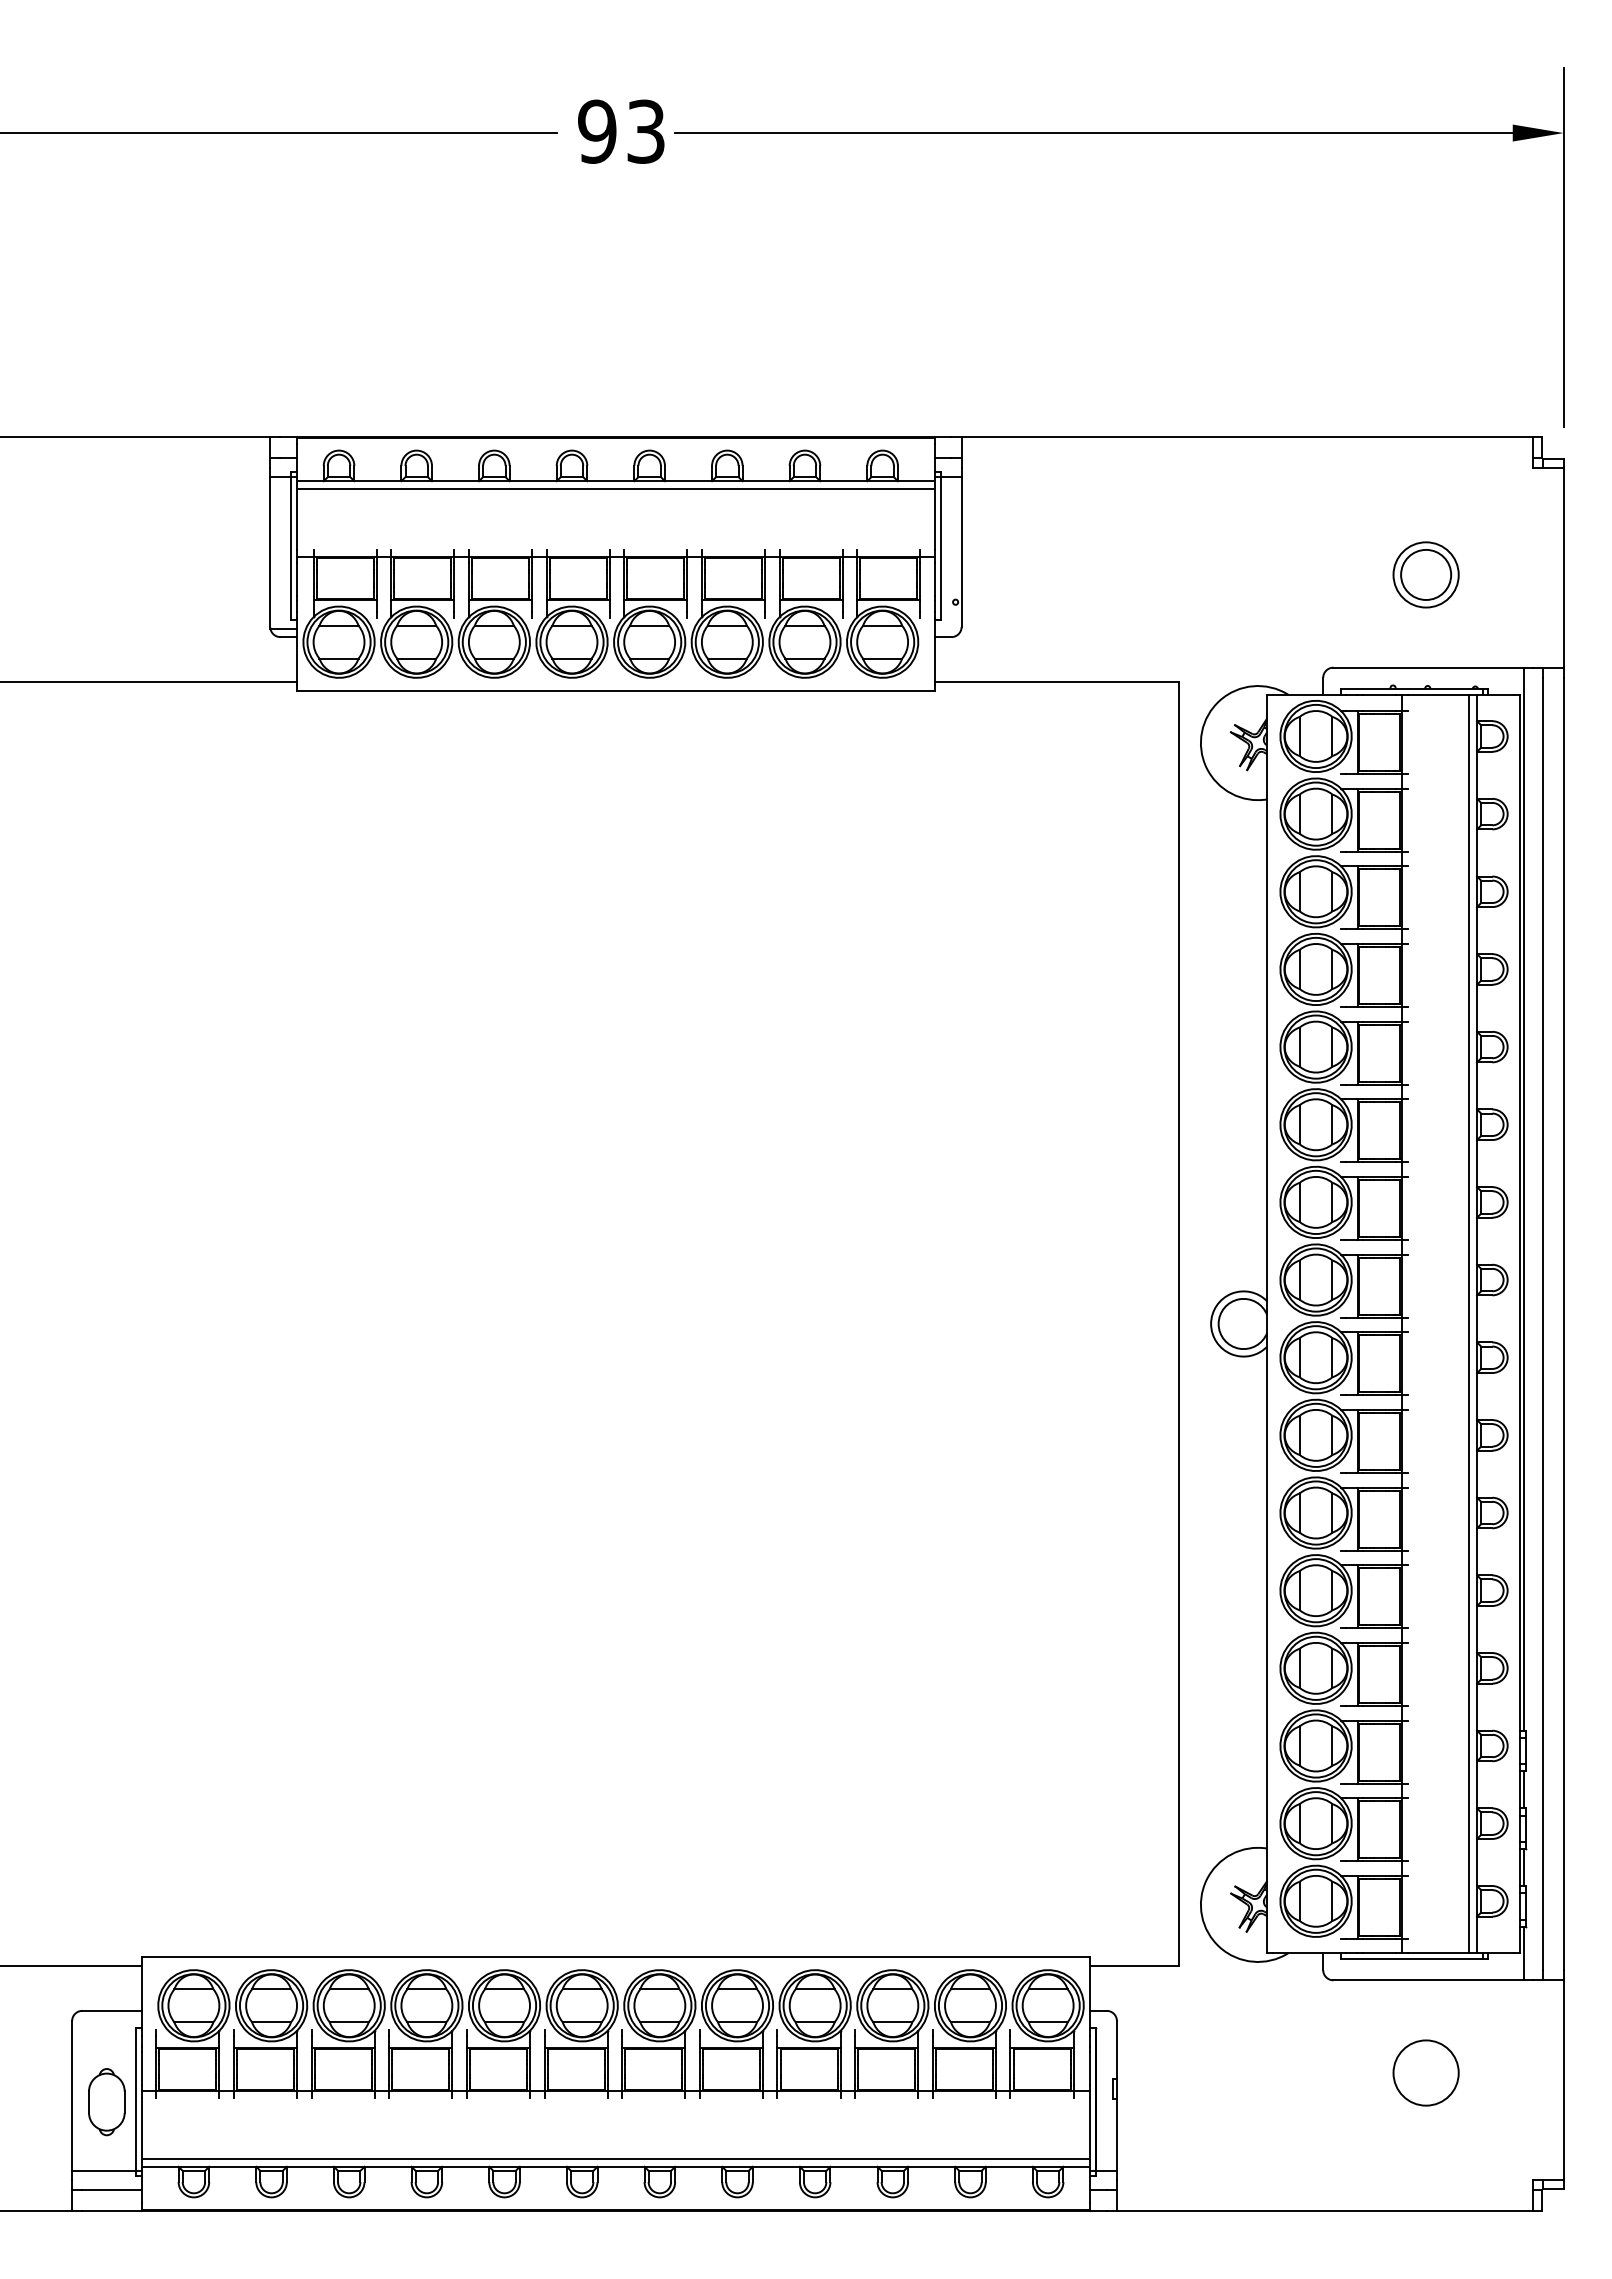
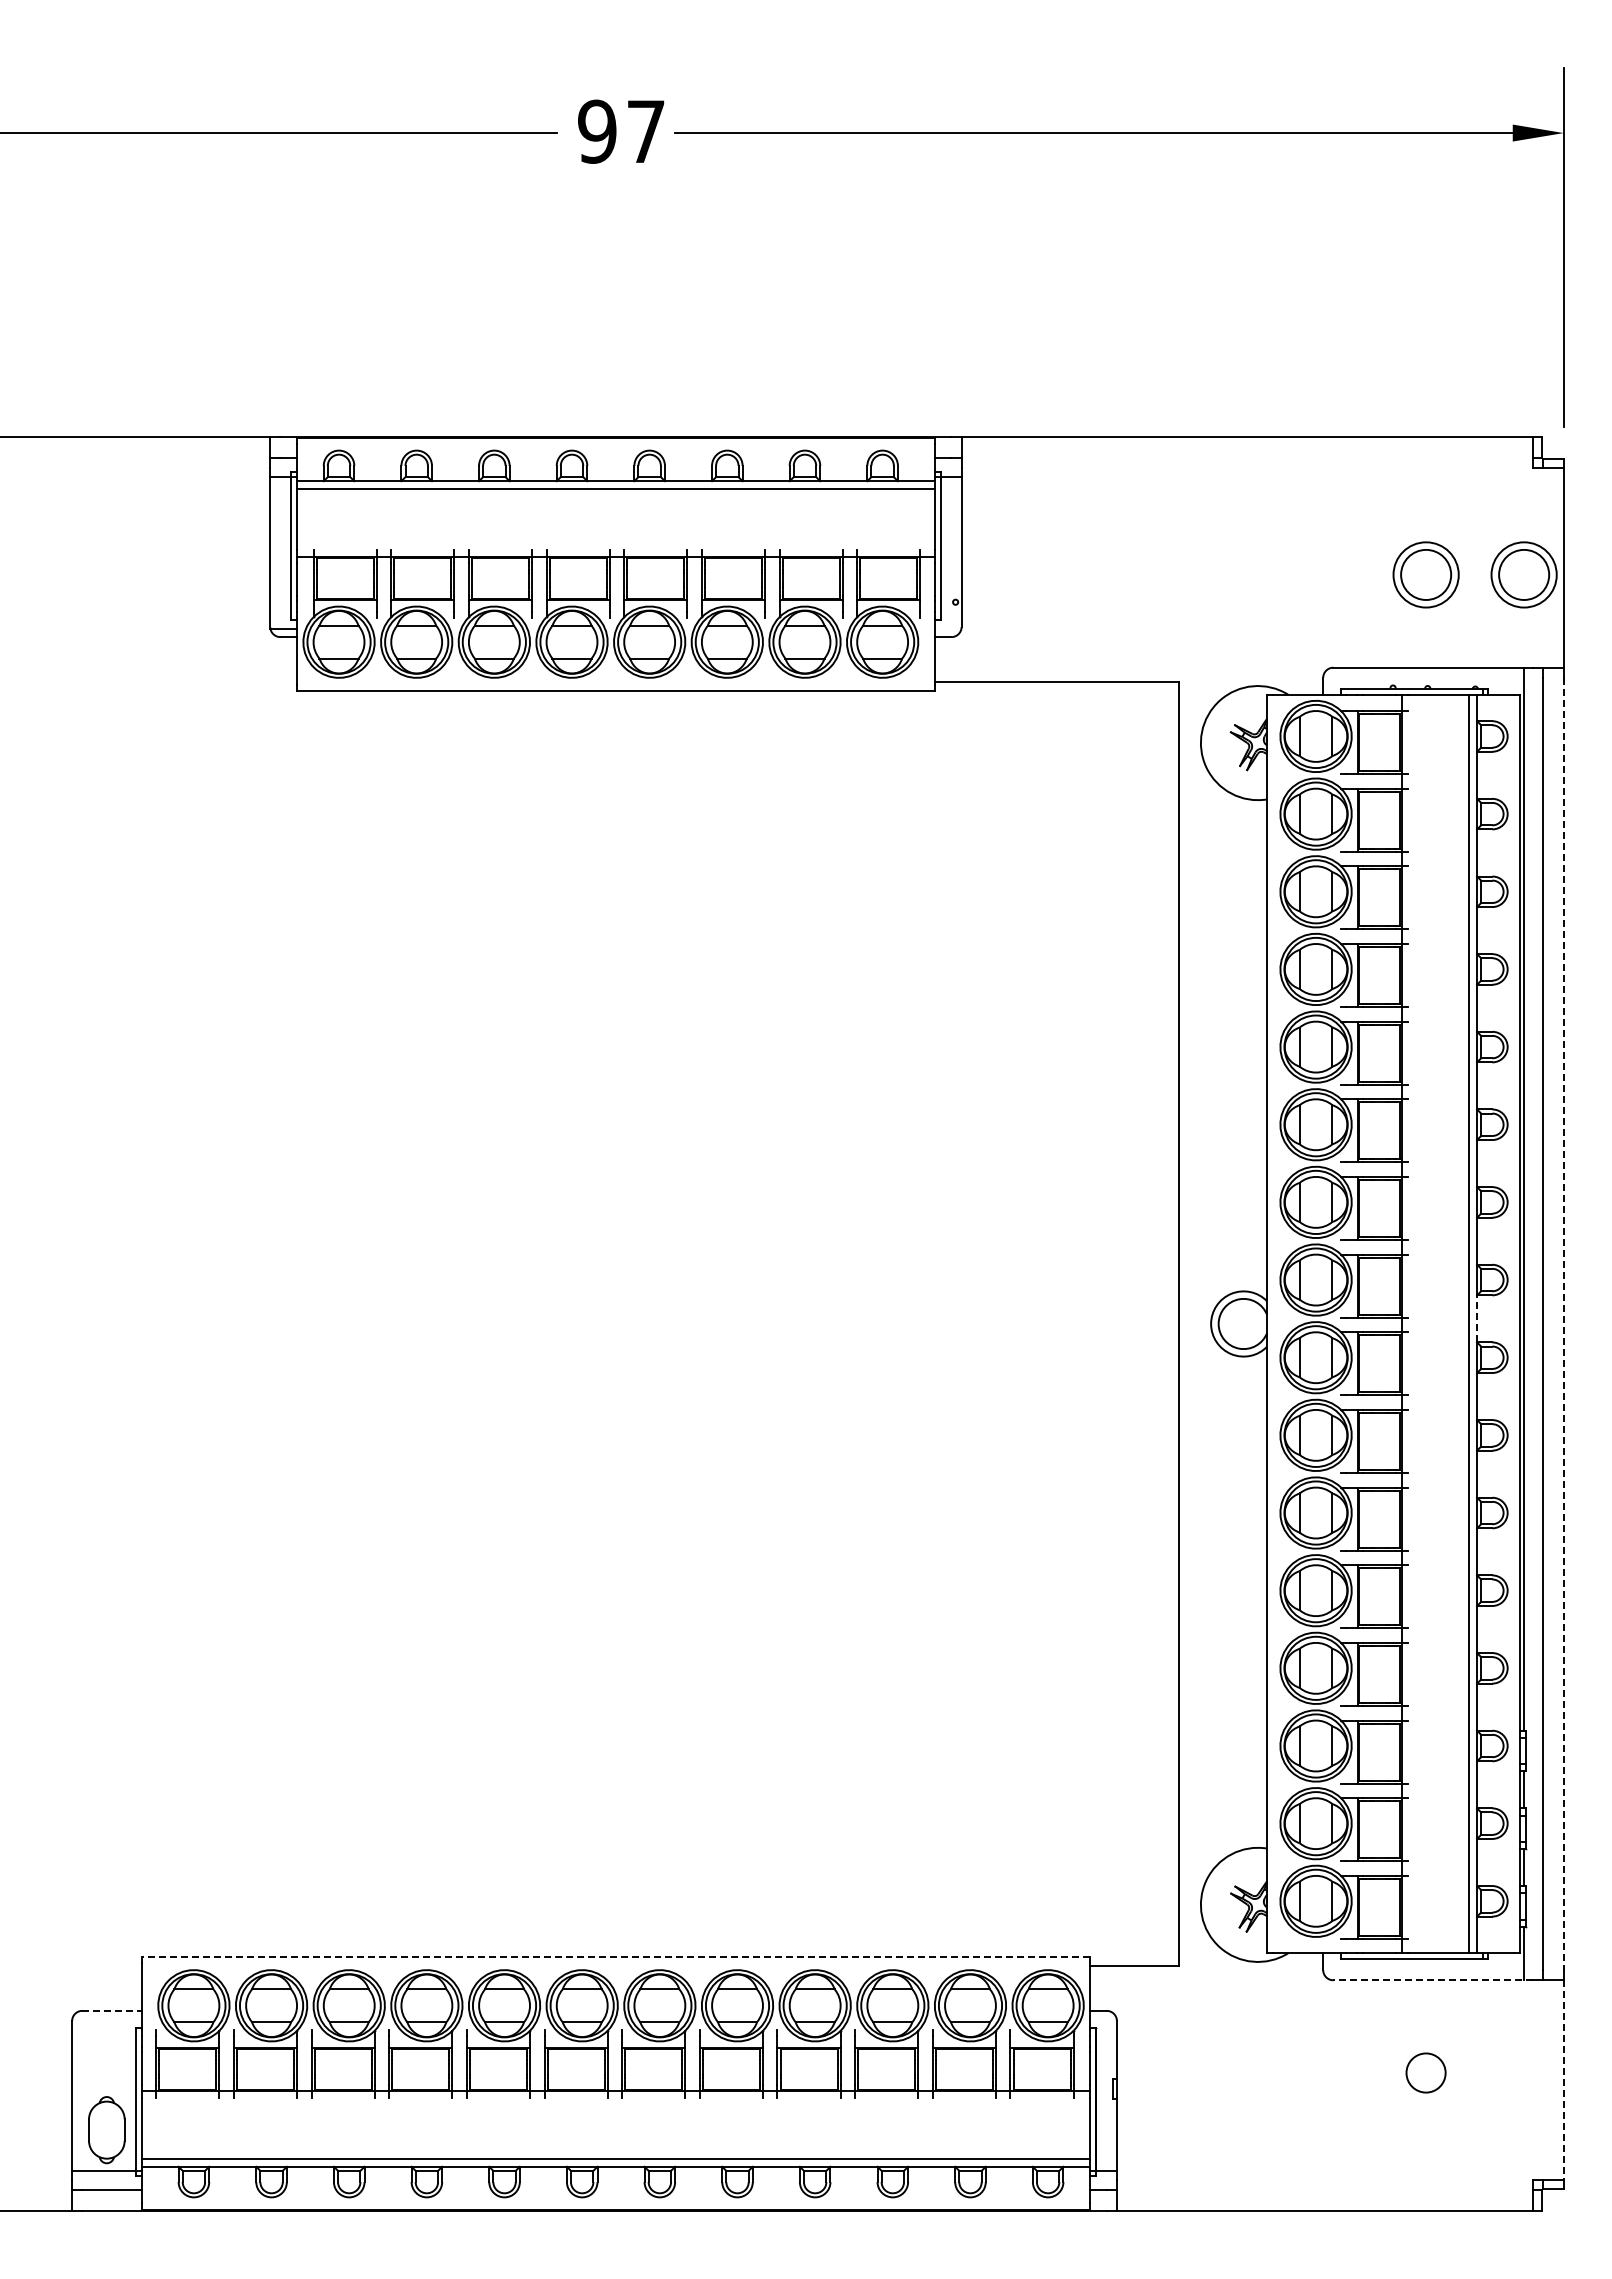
text: 93 -> 97 (645, 131)
part: none -> present (1523, 574)
line: present -> none (149, 682)
line: solid -> dashed (1477, 1318)
line: solid -> dashed (1563, 1324)
line: solid -> dashed (615, 1956)
line: present -> none (71, 1966)
line: solid -> dashed (1433, 1980)
line: solid -> dashed (112, 2010)
circle size: 68x68 px -> 42x42 px (1425, 2072)
line: solid -> dashed (1563, 2080)
part position: (106, 2102) -> (106, 2130) (106, 2130)
